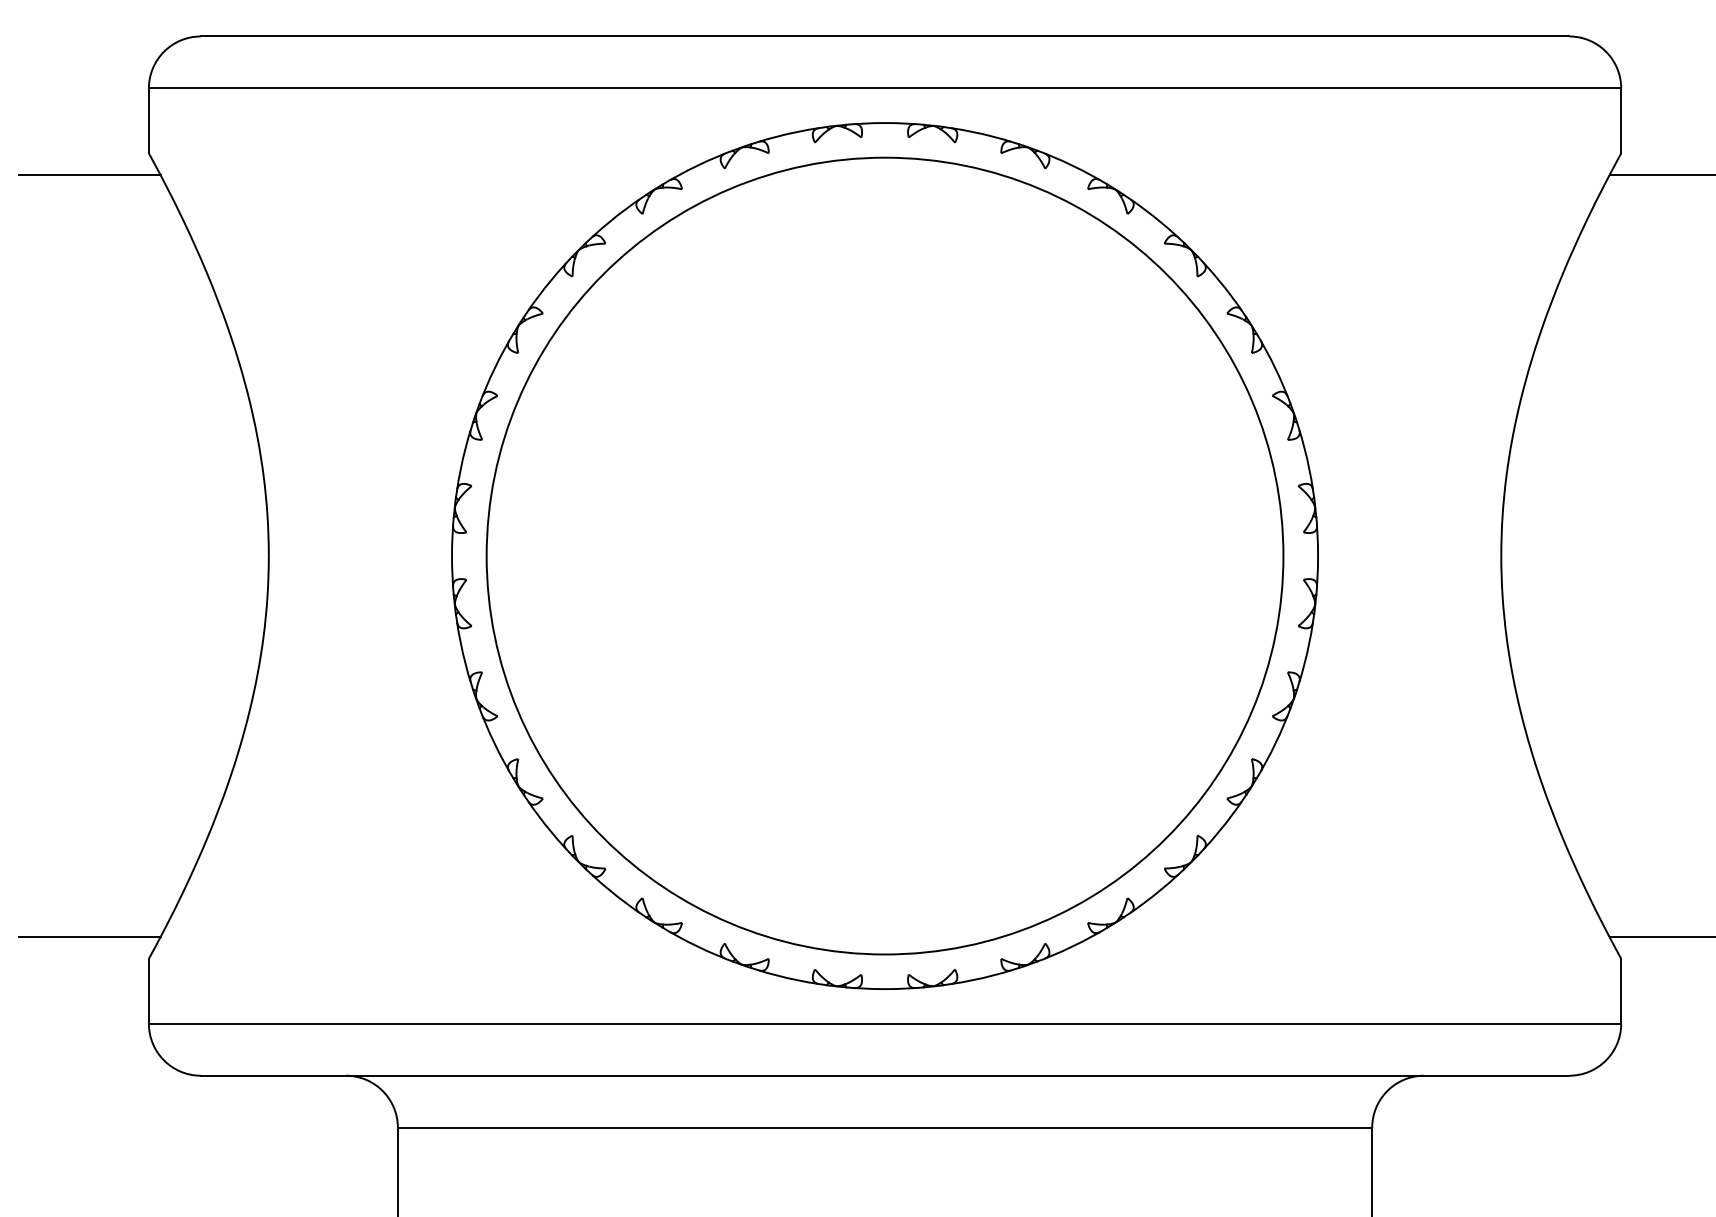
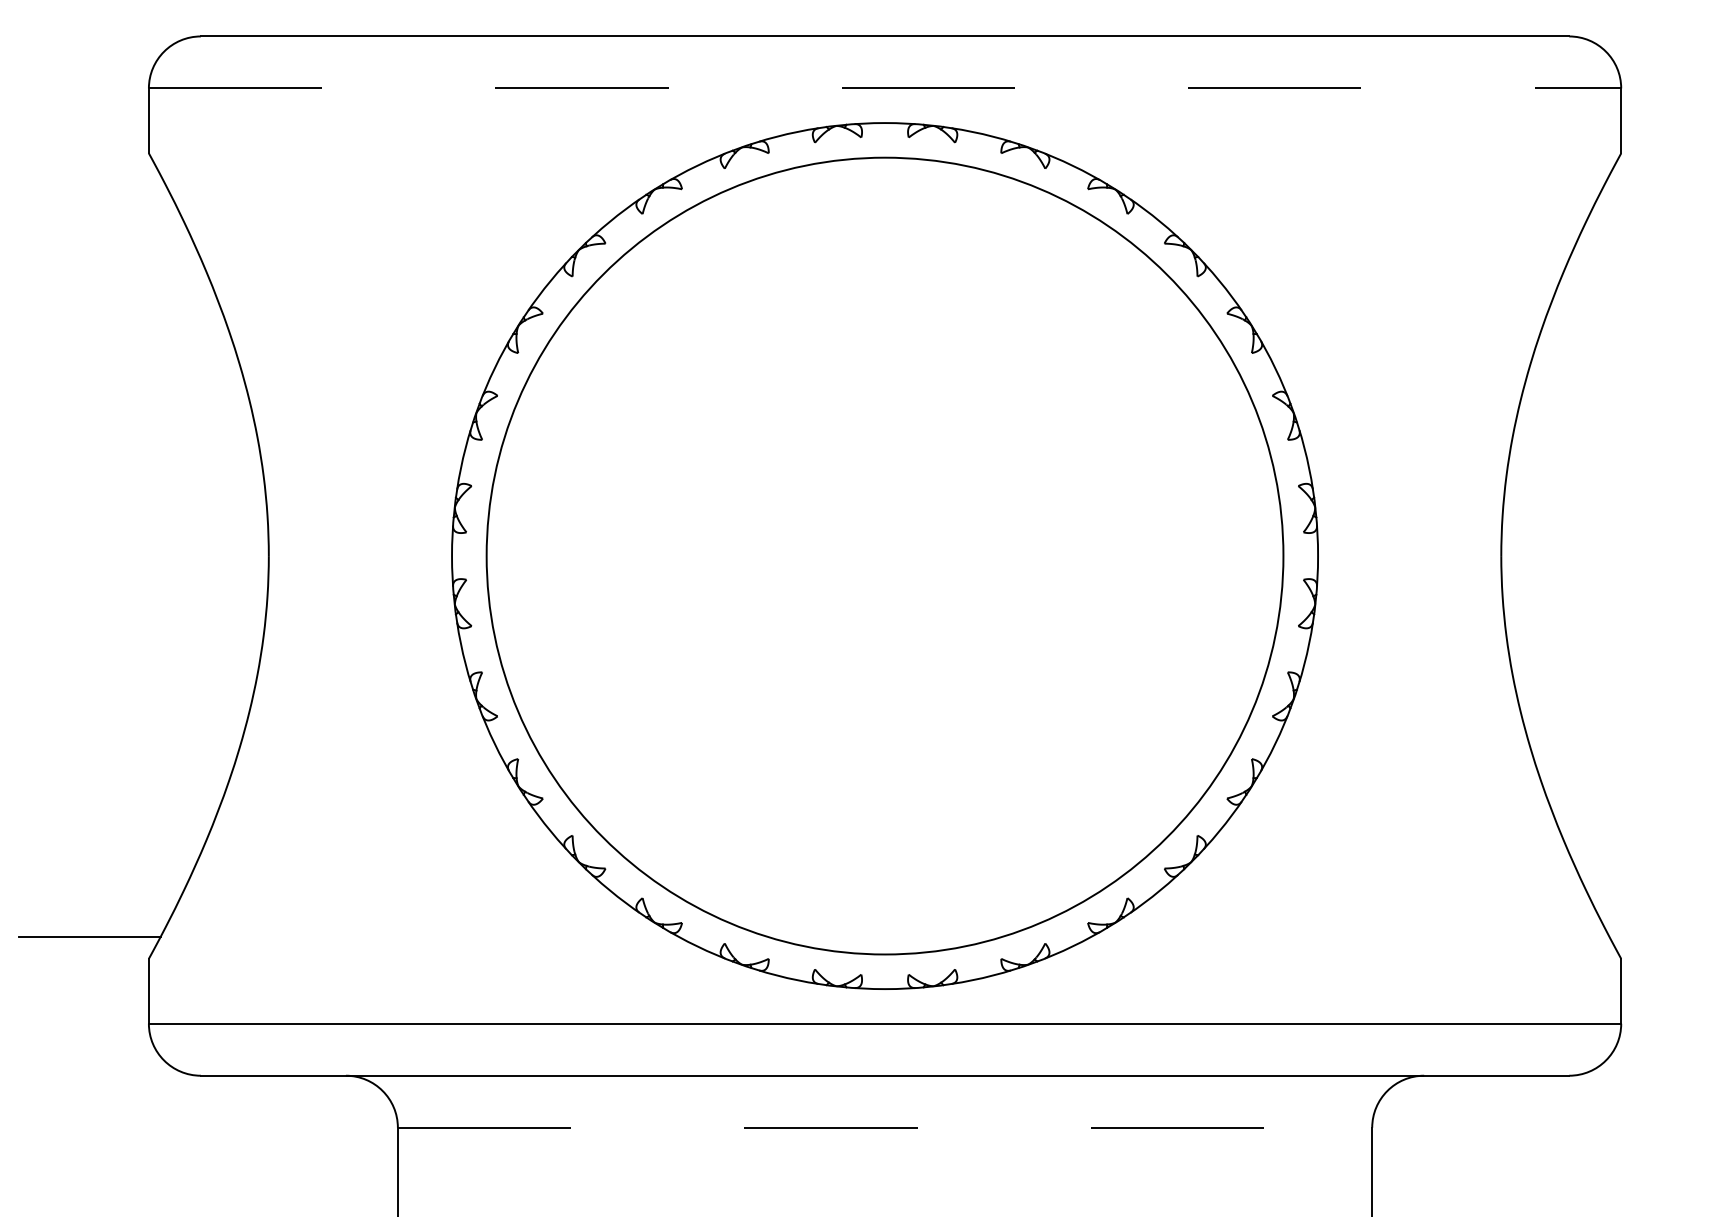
line: solid -> dashed (885, 88)
line: present -> none (89, 175)
line: present -> none (1660, 175)
line: present -> none (1660, 937)
line: solid -> dashed (885, 1127)
